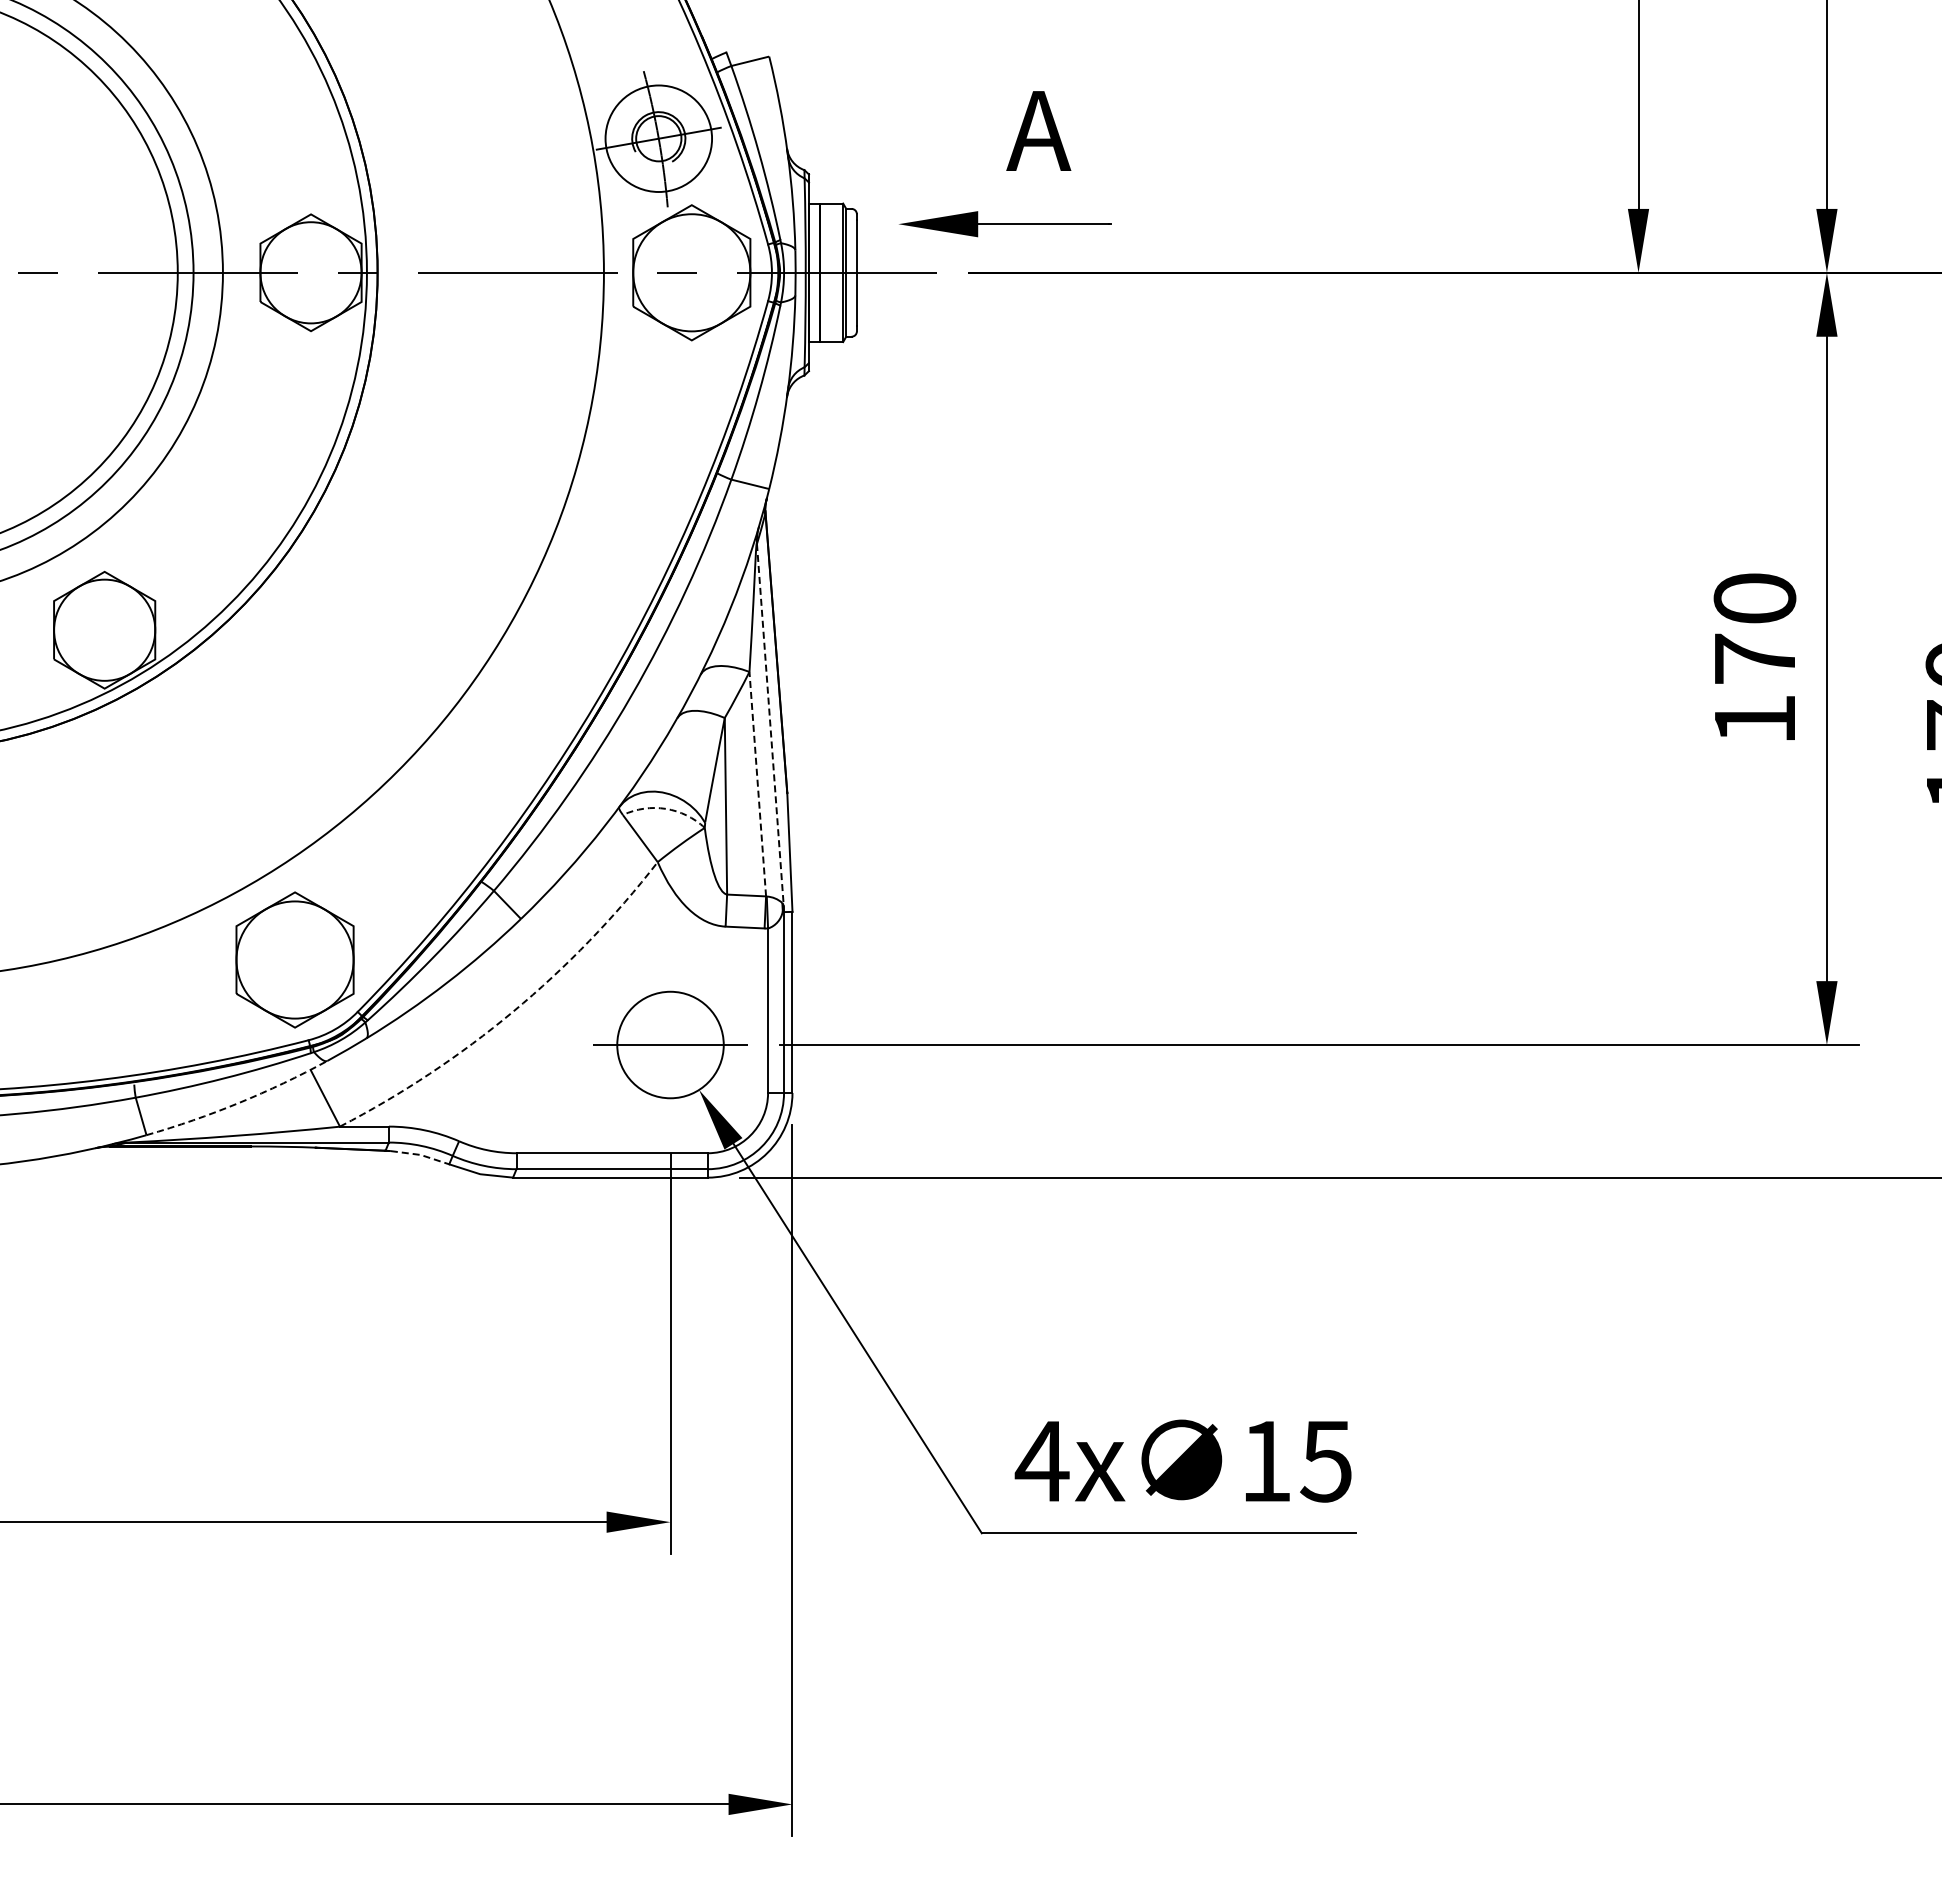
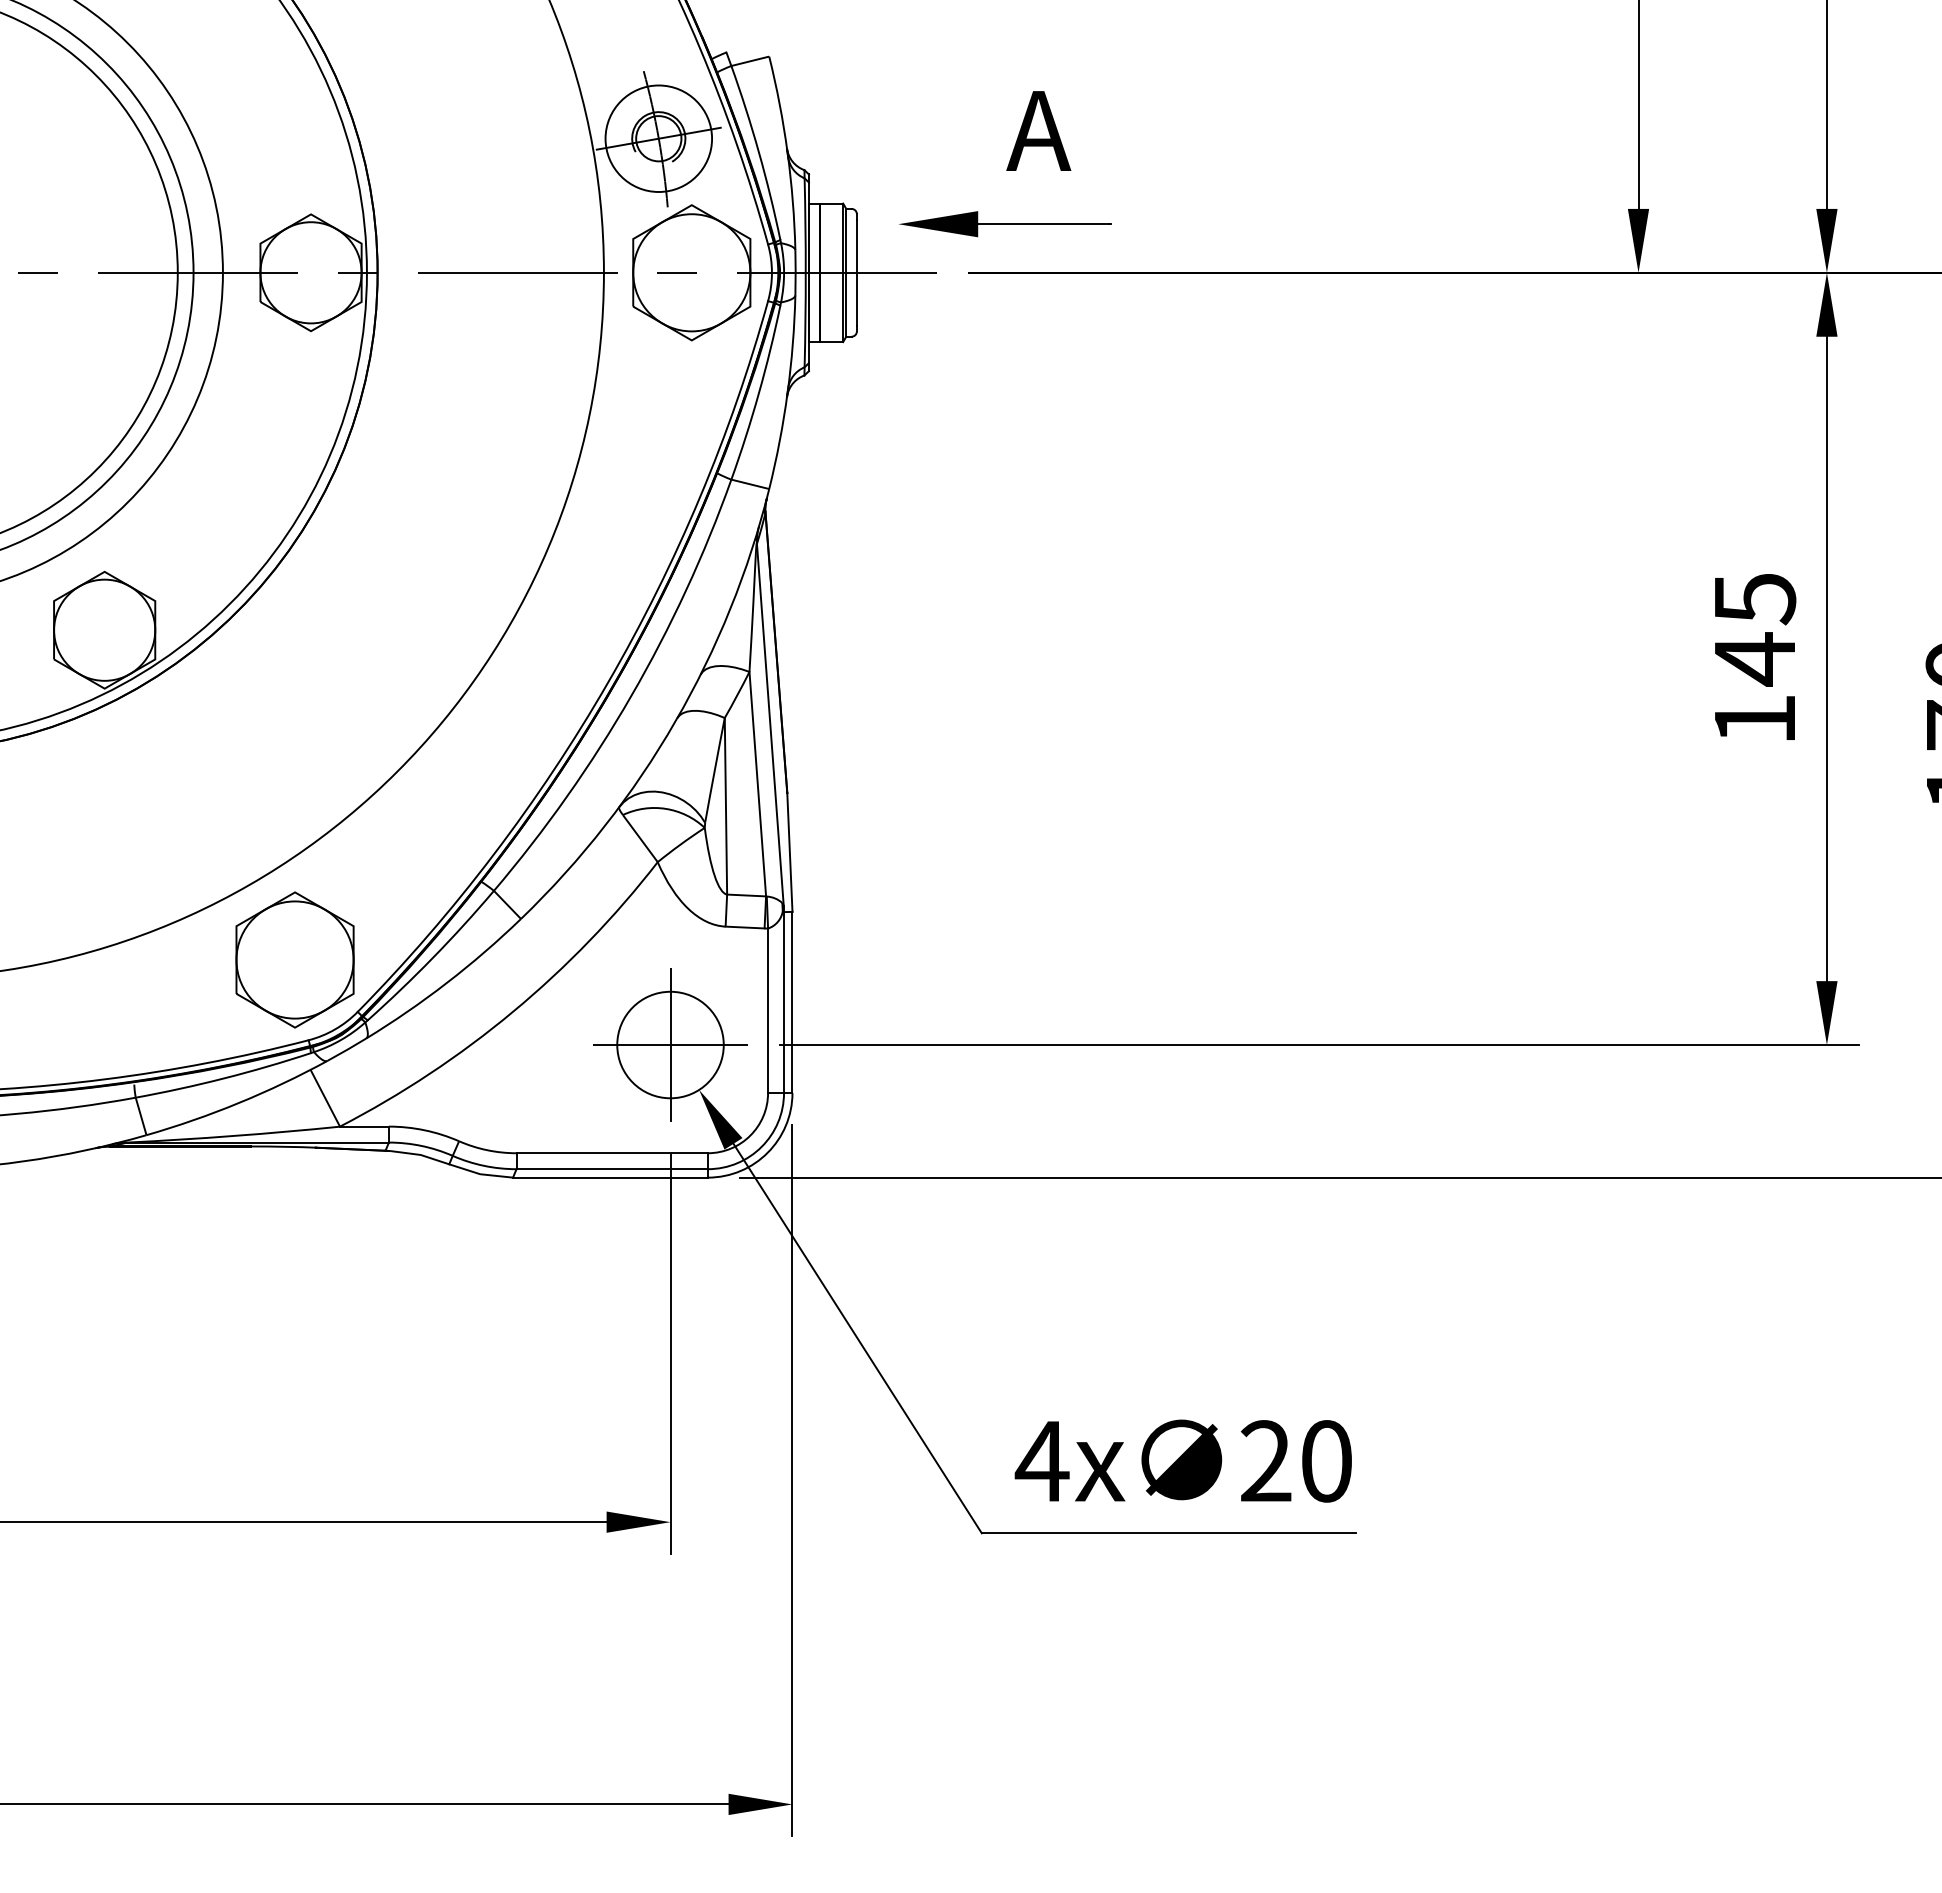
text: 170 -> 145 (1754, 629)
line: dashed -> solid (770, 725)
line: dashed -> solid (757, 784)
arc: dashed -> solid (665, 808)
arc: dashed -> solid (513, 1011)
line: none -> present (670, 1044)
arc: dashed -> solid (238, 1103)
line: dashed -> solid (420, 1154)
text: 15 -> 20 (1295, 1461)
